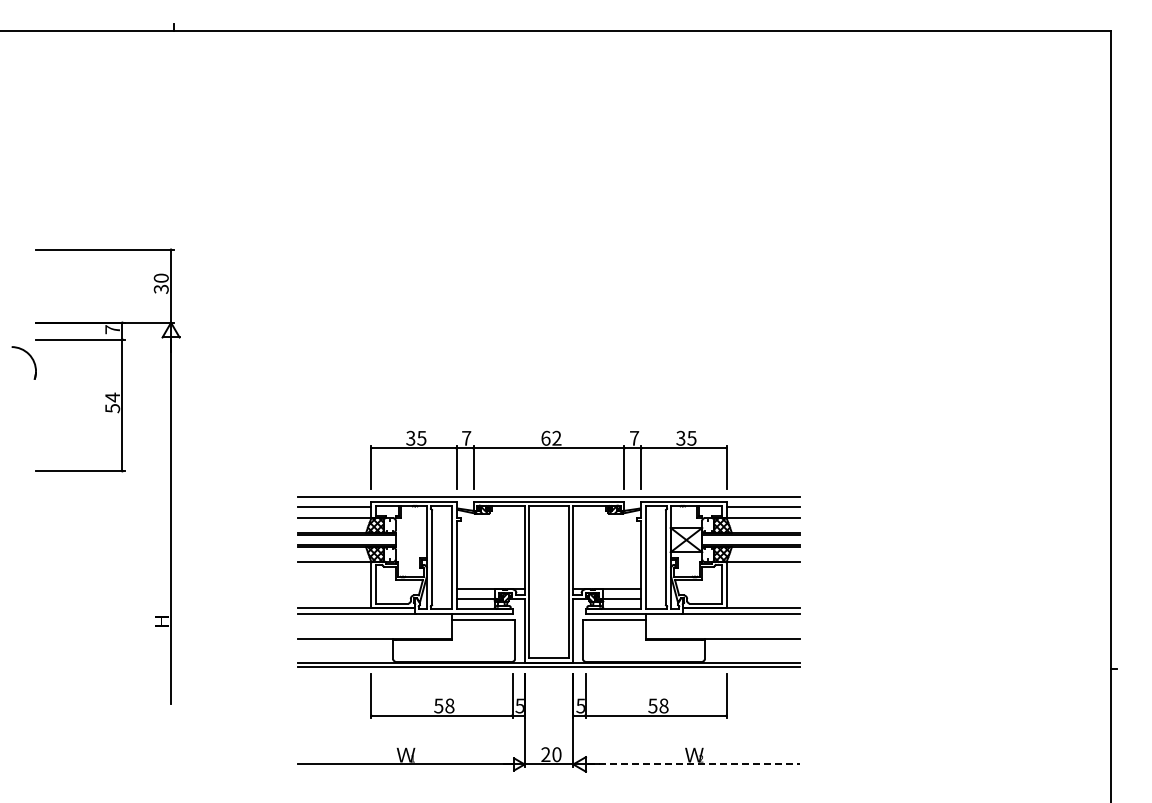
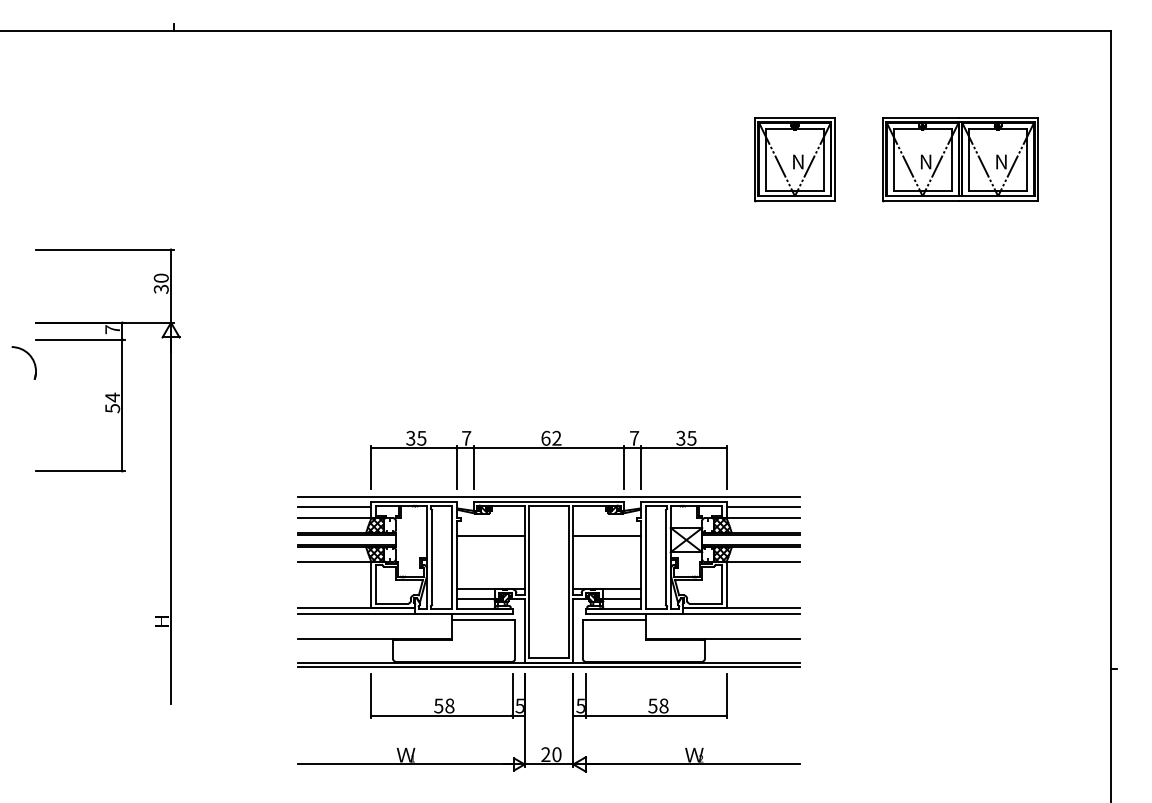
part: none -> present (794, 159)
part: none -> present (960, 159)
line: none -> present (490, 536)
line: none -> present (607, 536)
line: dashed -> solid (693, 764)
